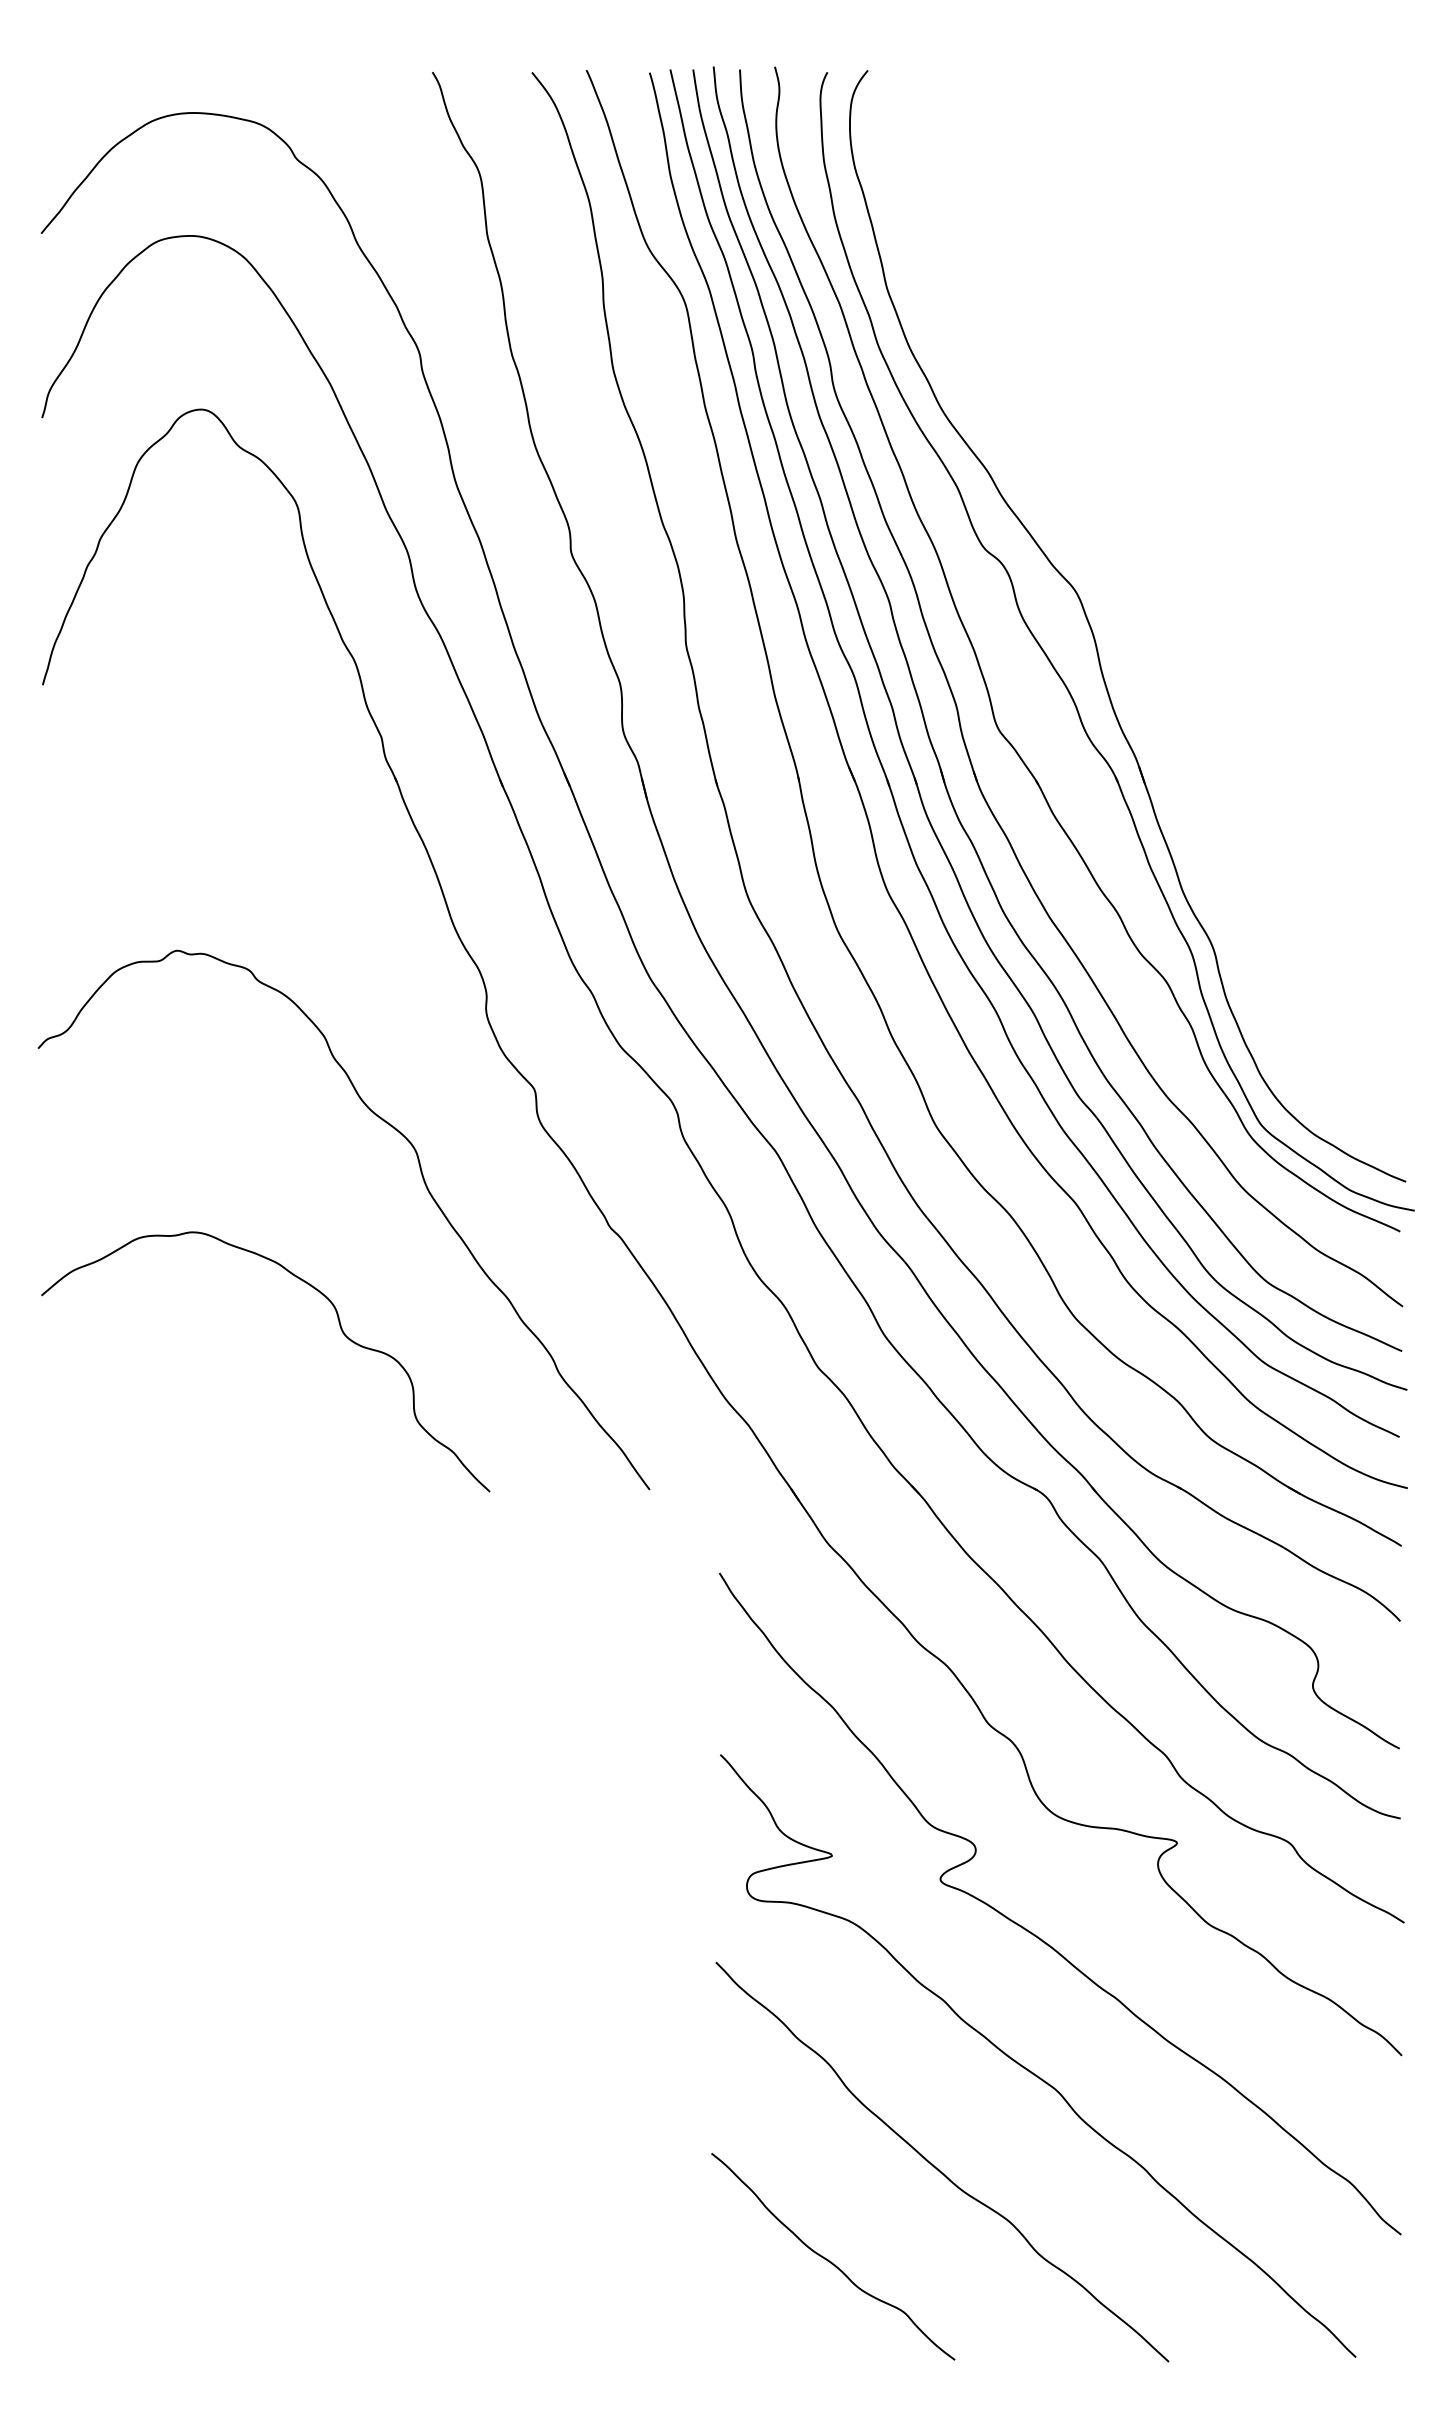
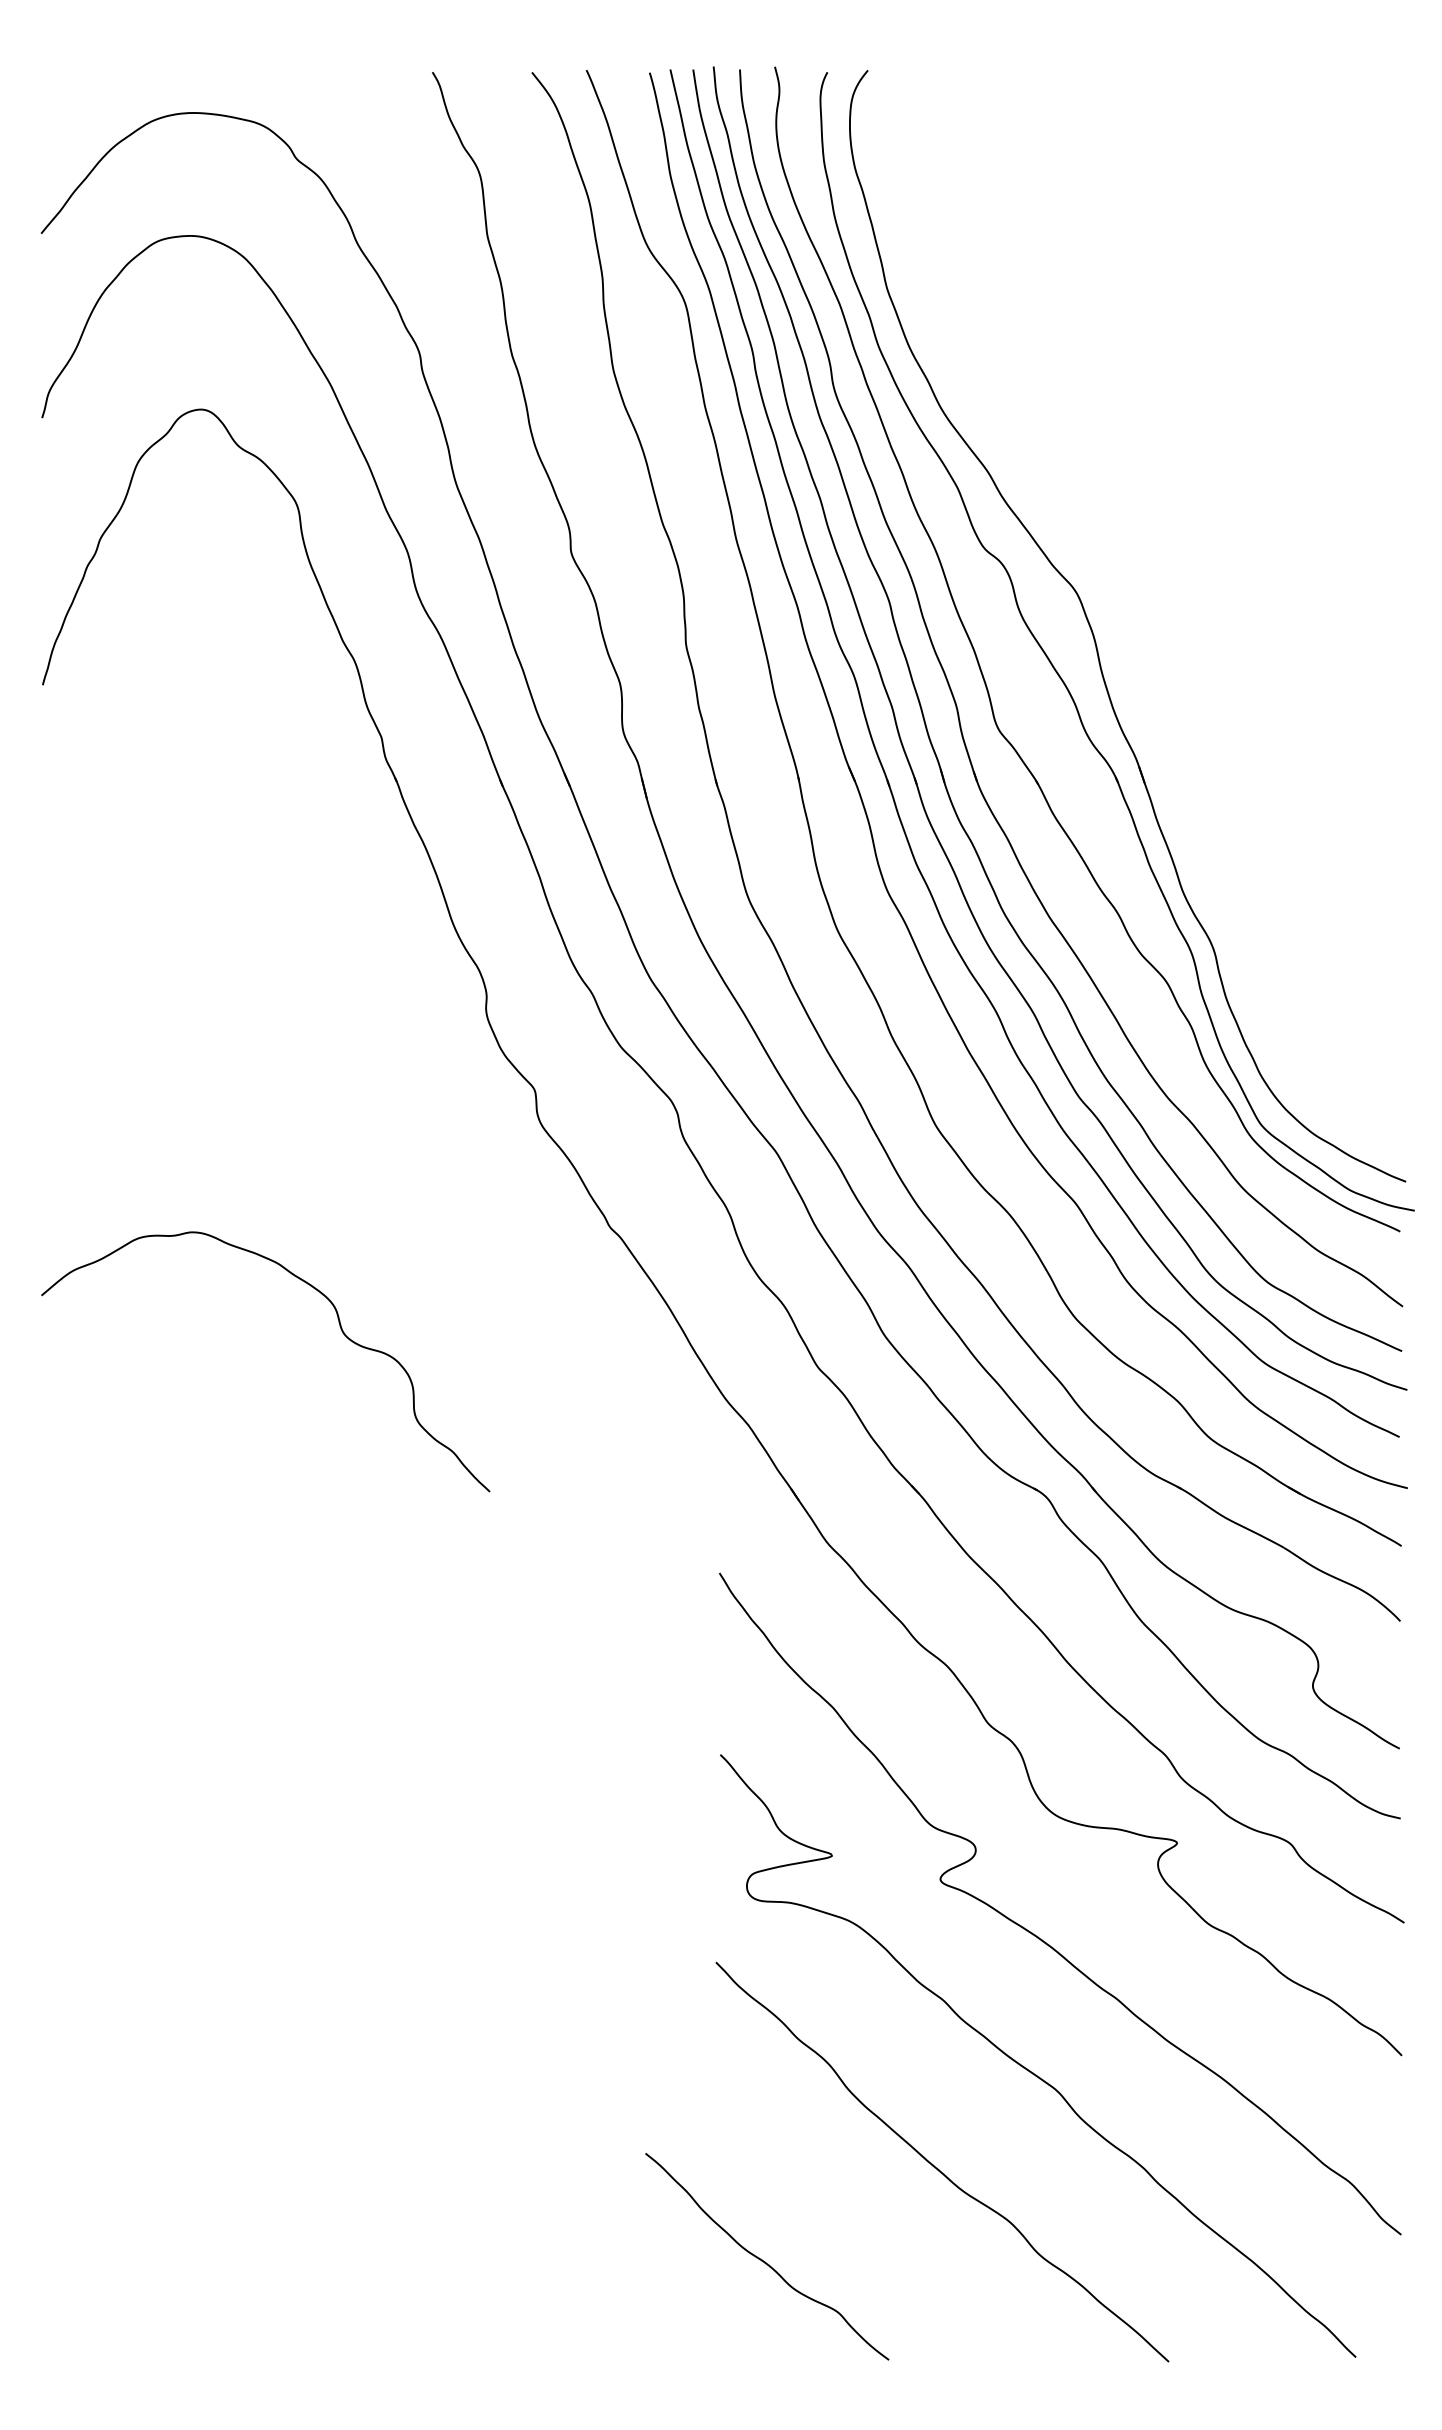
curve: present -> none (424, 1184)
curve position: (831, 2261) -> (765, 2261) (765, 2261)
